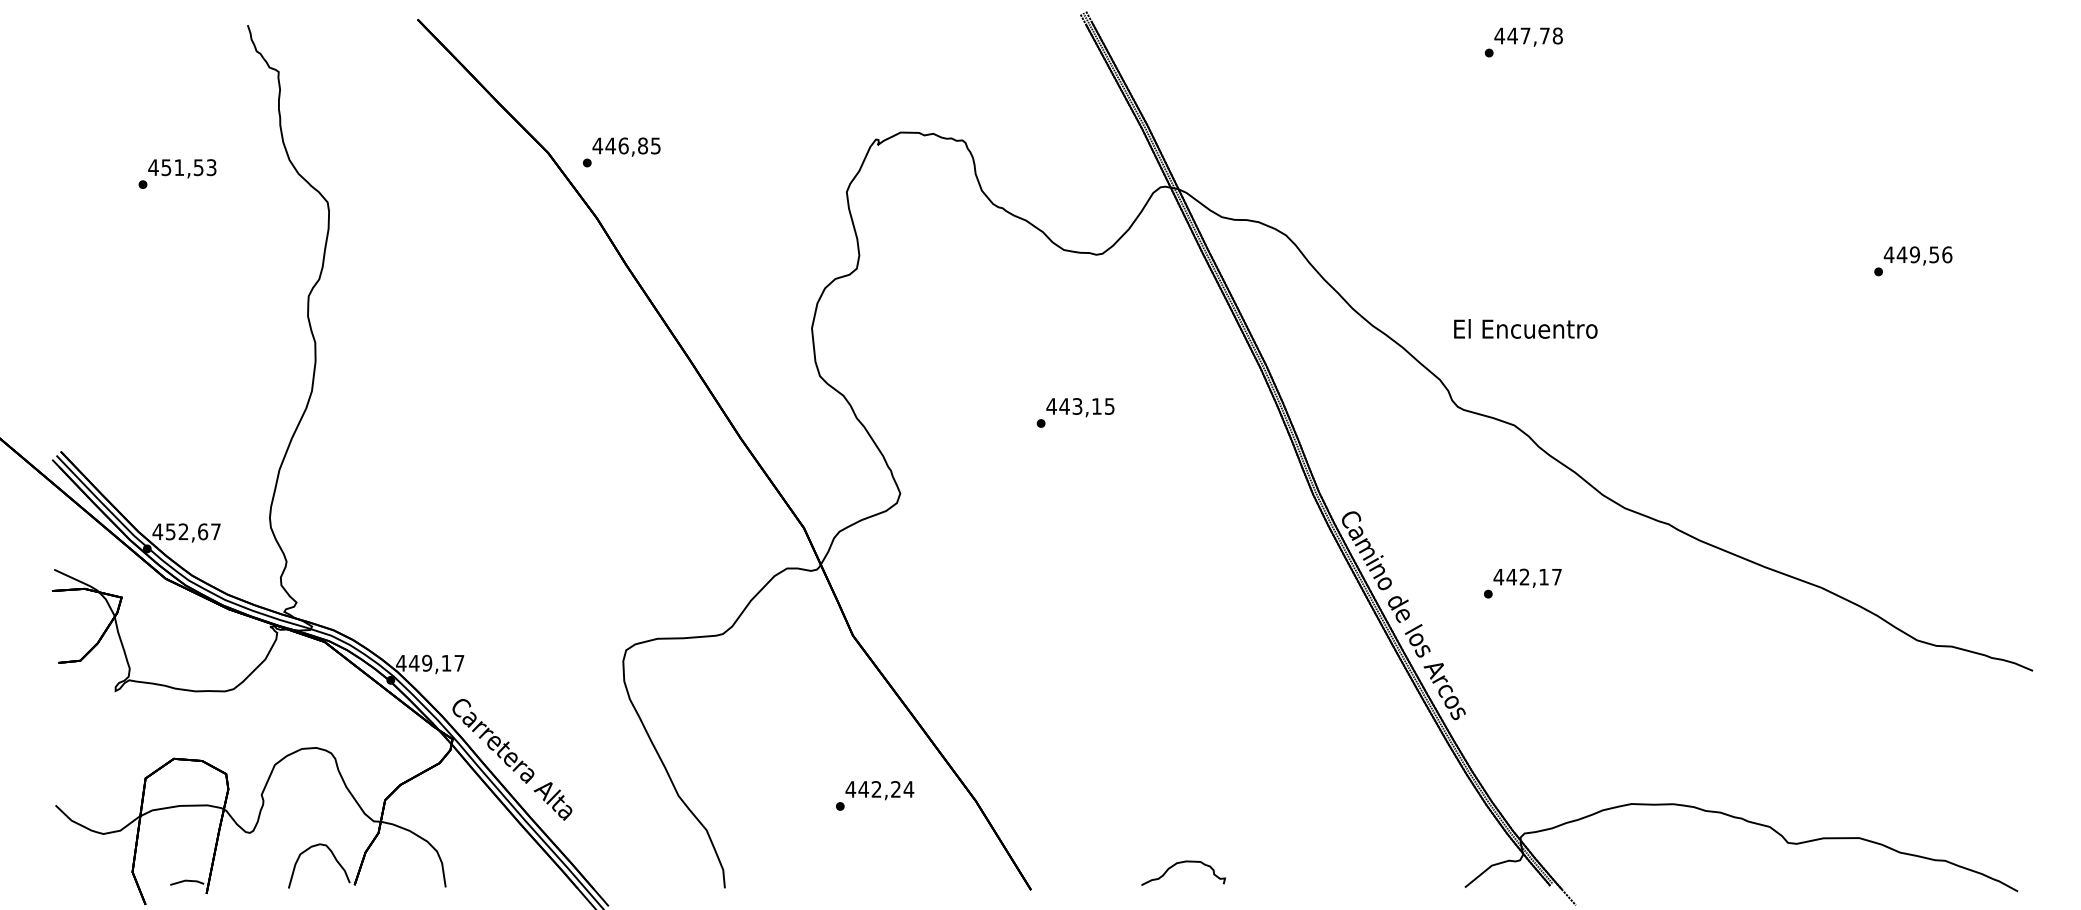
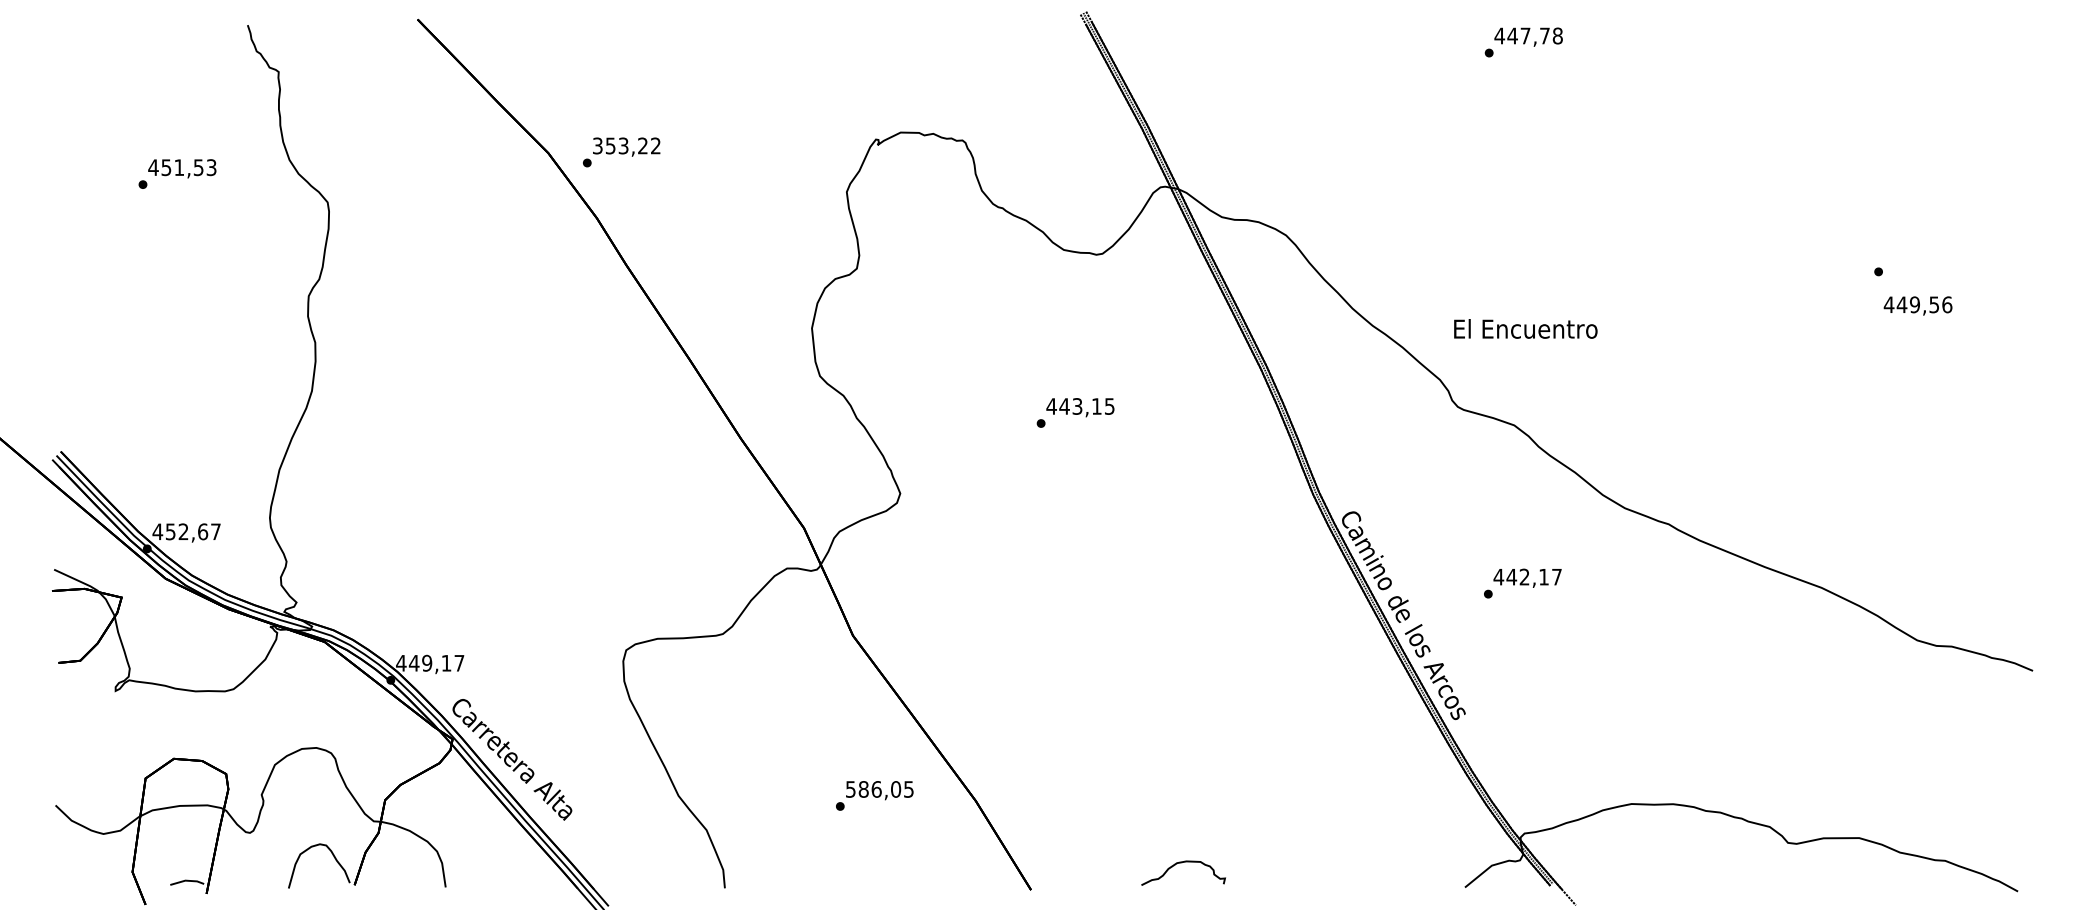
text: 446,85 -> 353,22 (626, 145)
text position: (1917, 255) -> (1917, 305) (1917, 305)
text: 442,24 -> 586,05 (879, 789)
